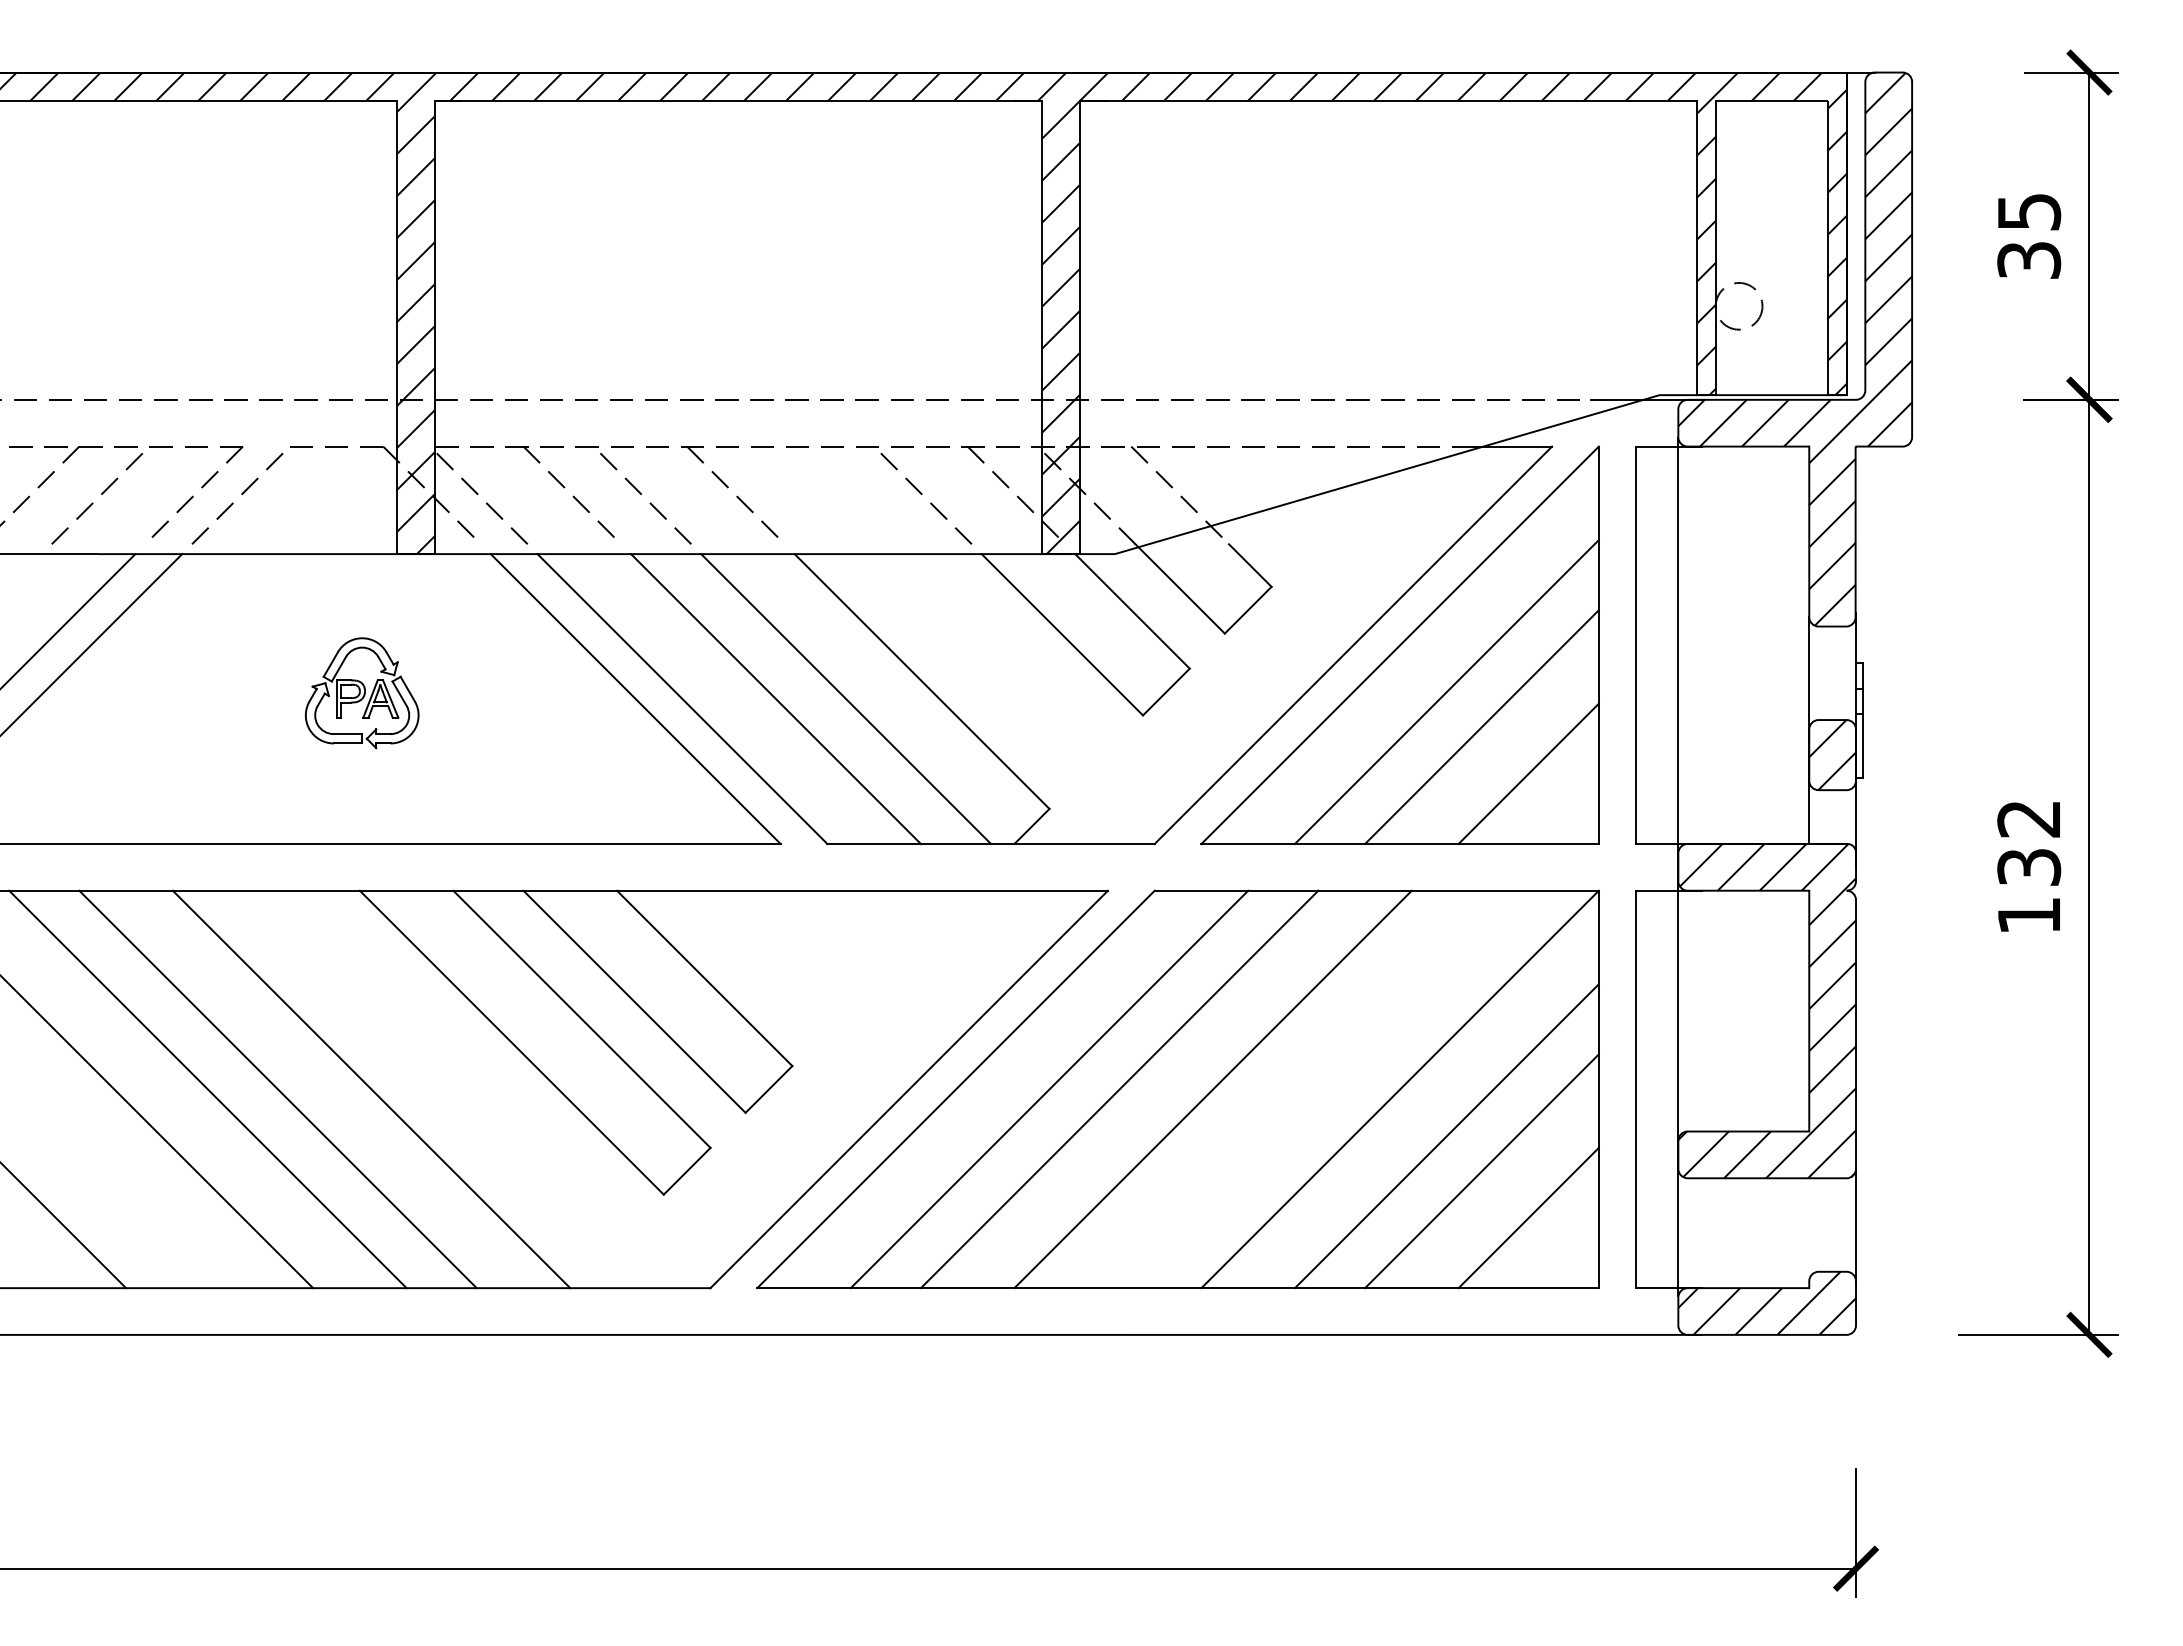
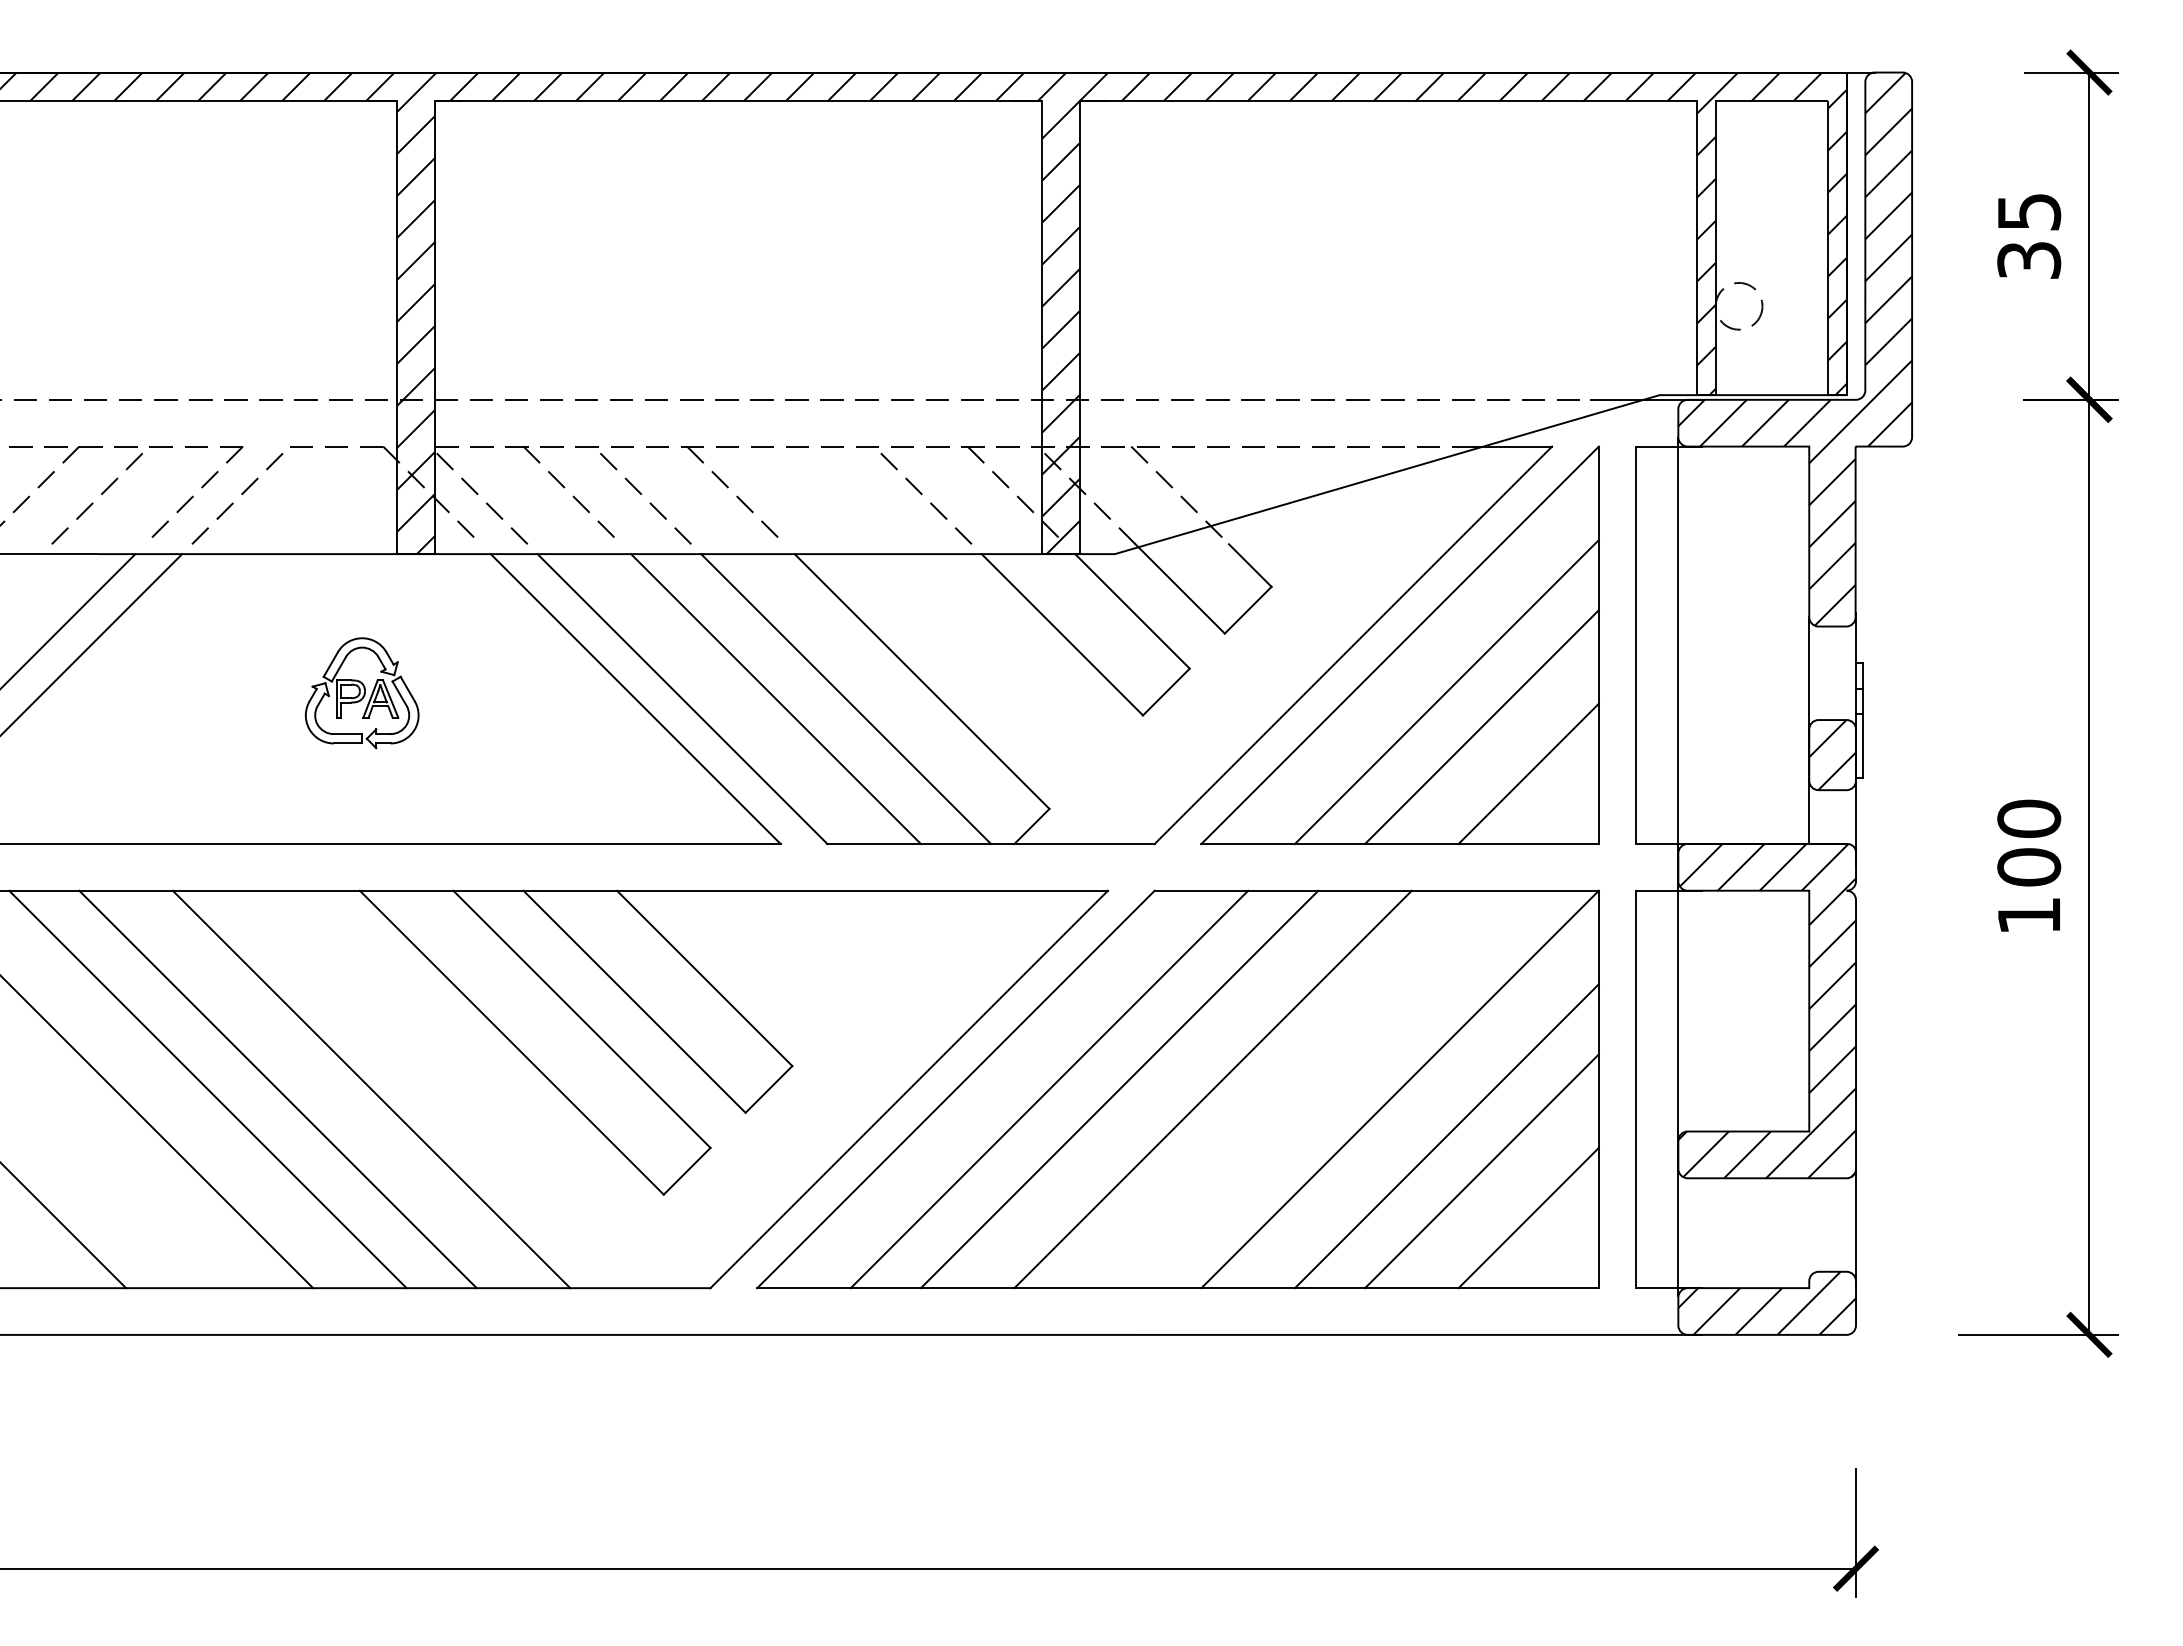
text: 132 -> 100 (2029, 842)
